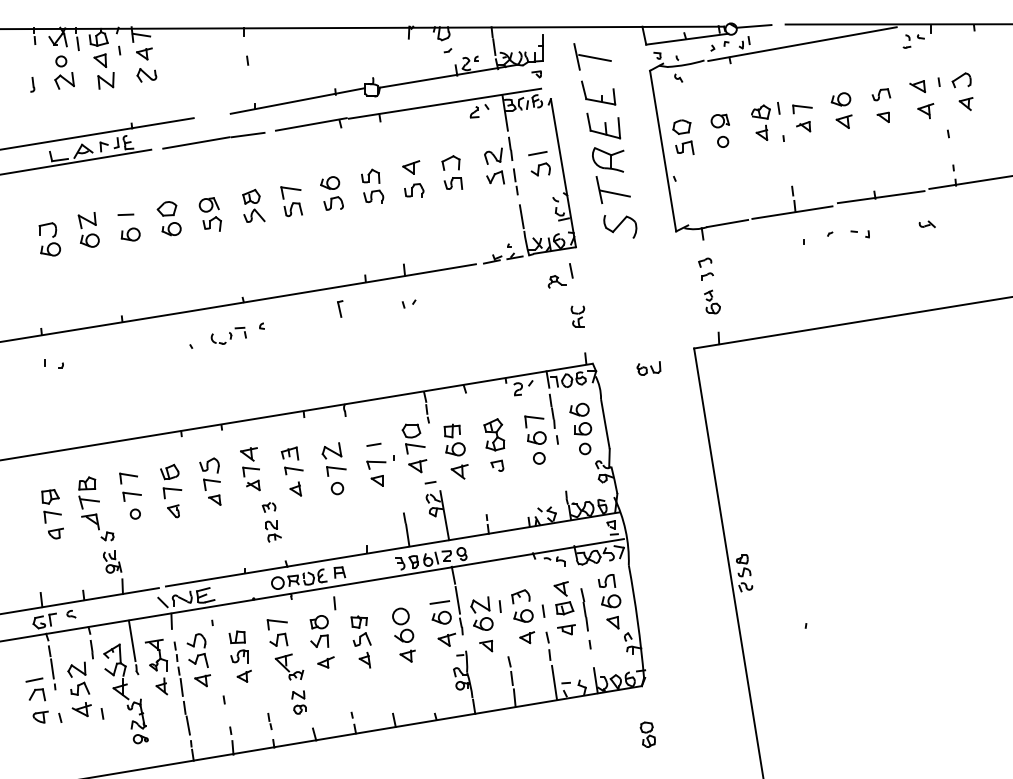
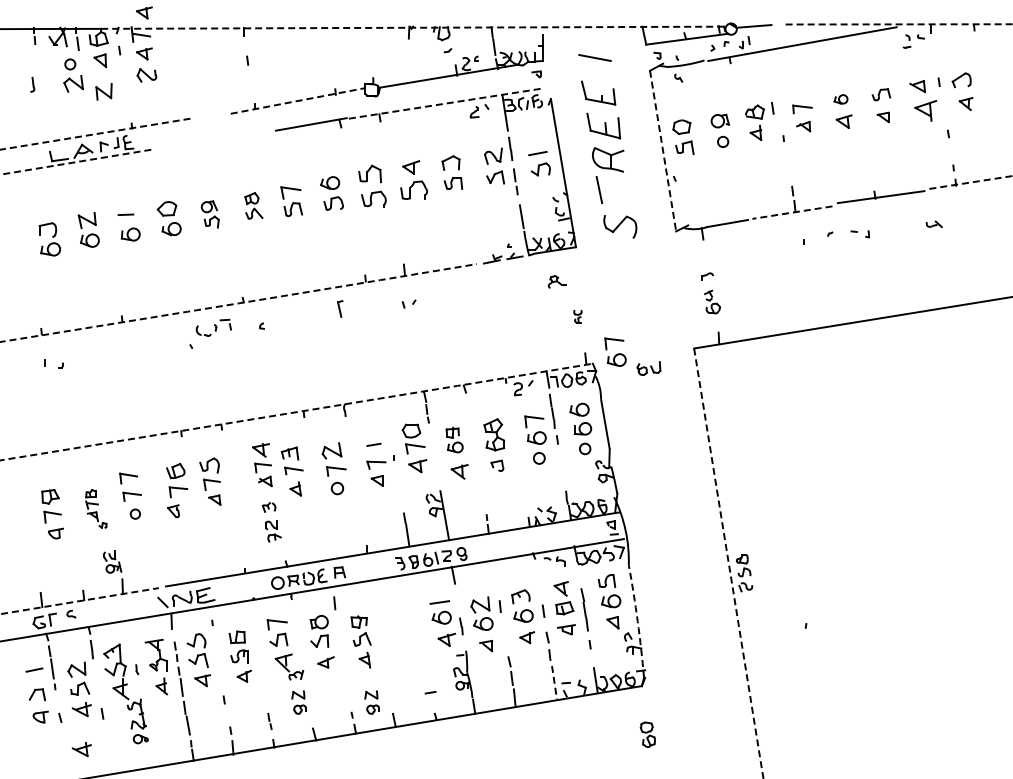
part: none -> present (144, 12)
line: solid -> dashed (899, 24)
line: solid -> dashed (413, 27)
line: present -> none (576, 56)
part position: (64, 72) -> (73, 75) (73, 75)
part position: (105, 80) -> (103, 91) (103, 91)
part size: 22x15 px -> 16x11 px (840, 99)
line: solid -> dashed (298, 100)
line: solid -> dashed (445, 103)
part size: 18x17 px -> 24x22 px (925, 110)
part position: (765, 121) -> (759, 121) (759, 121)
line: solid -> dashed (97, 133)
part: present -> none (213, 140)
line: solid -> dashed (663, 151)
line: solid -> dashed (75, 162)
line: solid -> dashed (970, 182)
part size: 24x36 px -> 29x44 px (372, 185)
part size: 21x15 px -> 29x20 px (414, 189)
line: present -> none (614, 193)
part size: 24x35 px -> 20x28 px (253, 205)
line: solid -> dashed (792, 212)
part size: 24x35 px -> 20x29 px (209, 214)
part position: (926, 224) -> (933, 224) (933, 224)
part: present -> none (705, 262)
line: present -> none (571, 270)
arc: solid -> dashed (238, 303)
part size: 16x23 px -> 10x15 px (577, 316)
part position: (228, 335) -> (213, 327) (213, 327)
part: none -> present (615, 351)
arc: solid -> dashed (296, 412)
part size: 23x34 px -> 19x28 px (454, 439)
part position: (250, 469) -> (262, 465) (262, 465)
part position: (171, 481) -> (177, 480) (177, 480)
line position: (430, 482) -> (430, 692) (430, 692)
part size: 37x66 px -> 23x40 px (96, 508)
line: solid -> dashed (728, 563)
line: present -> none (457, 600)
line: solid -> dashed (79, 601)
arc: solid -> dashed (637, 621)
part: present -> none (403, 634)
line: present -> none (131, 640)
line position: (34, 679) -> (34, 669) (34, 669)
line: solid -> dashed (554, 682)
part: none -> present (371, 702)
part: none -> present (81, 749)
